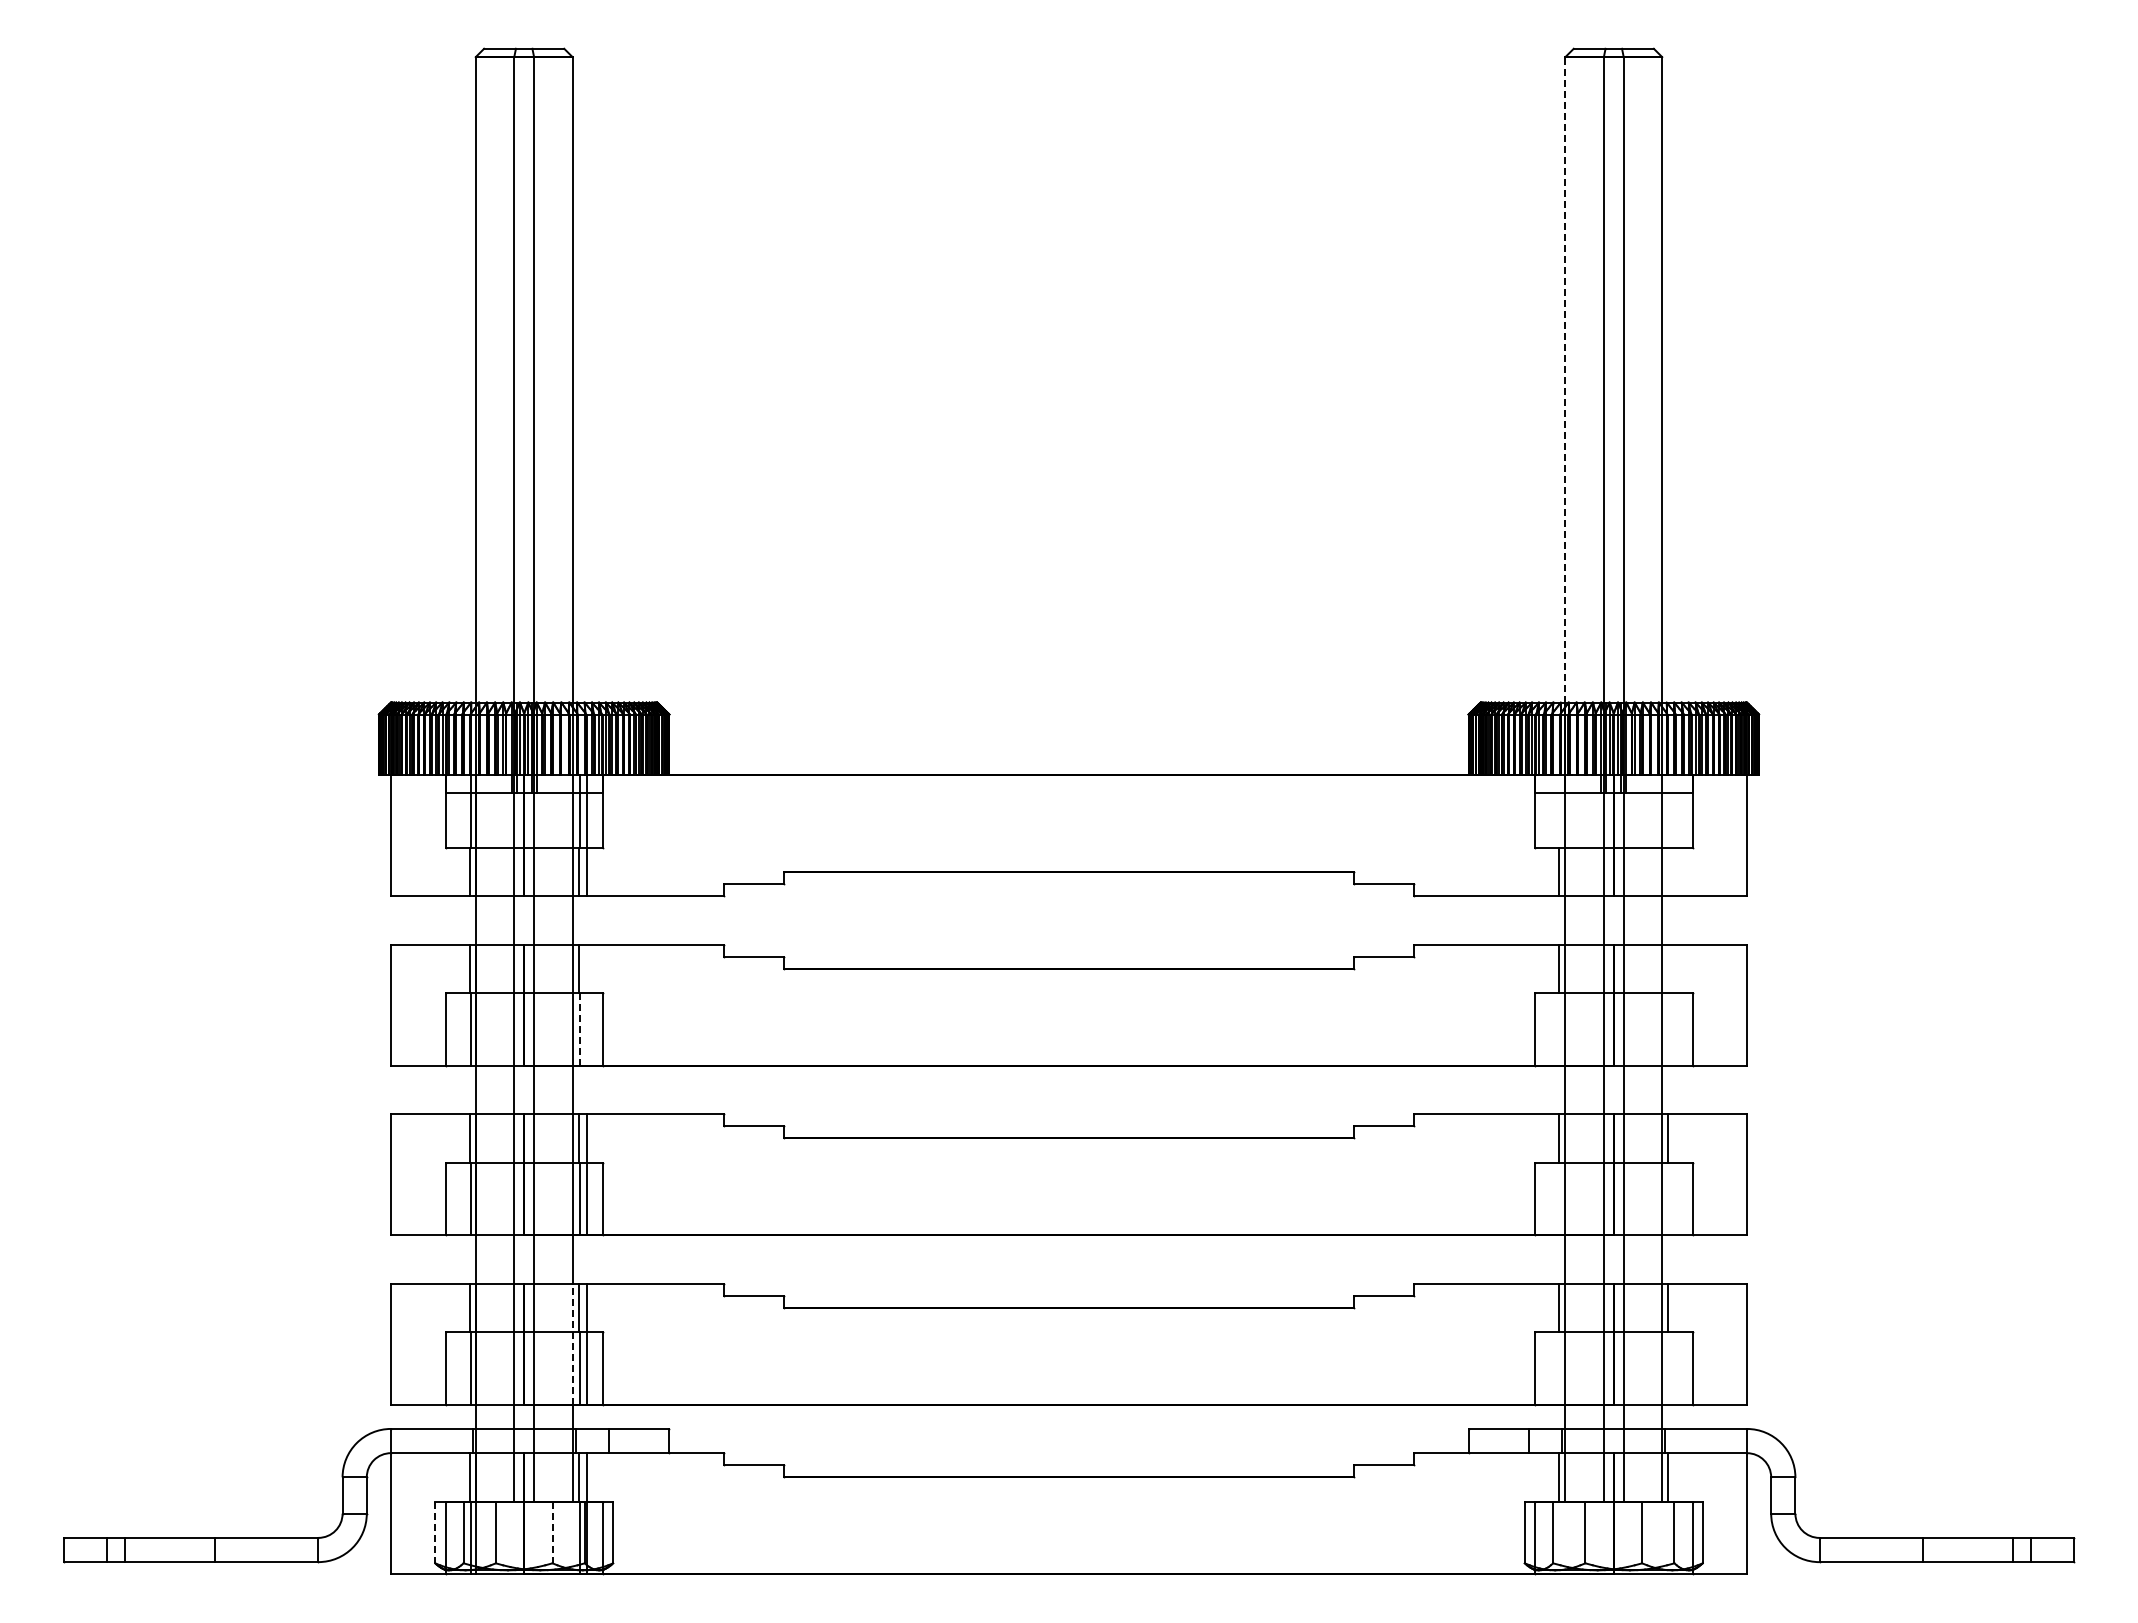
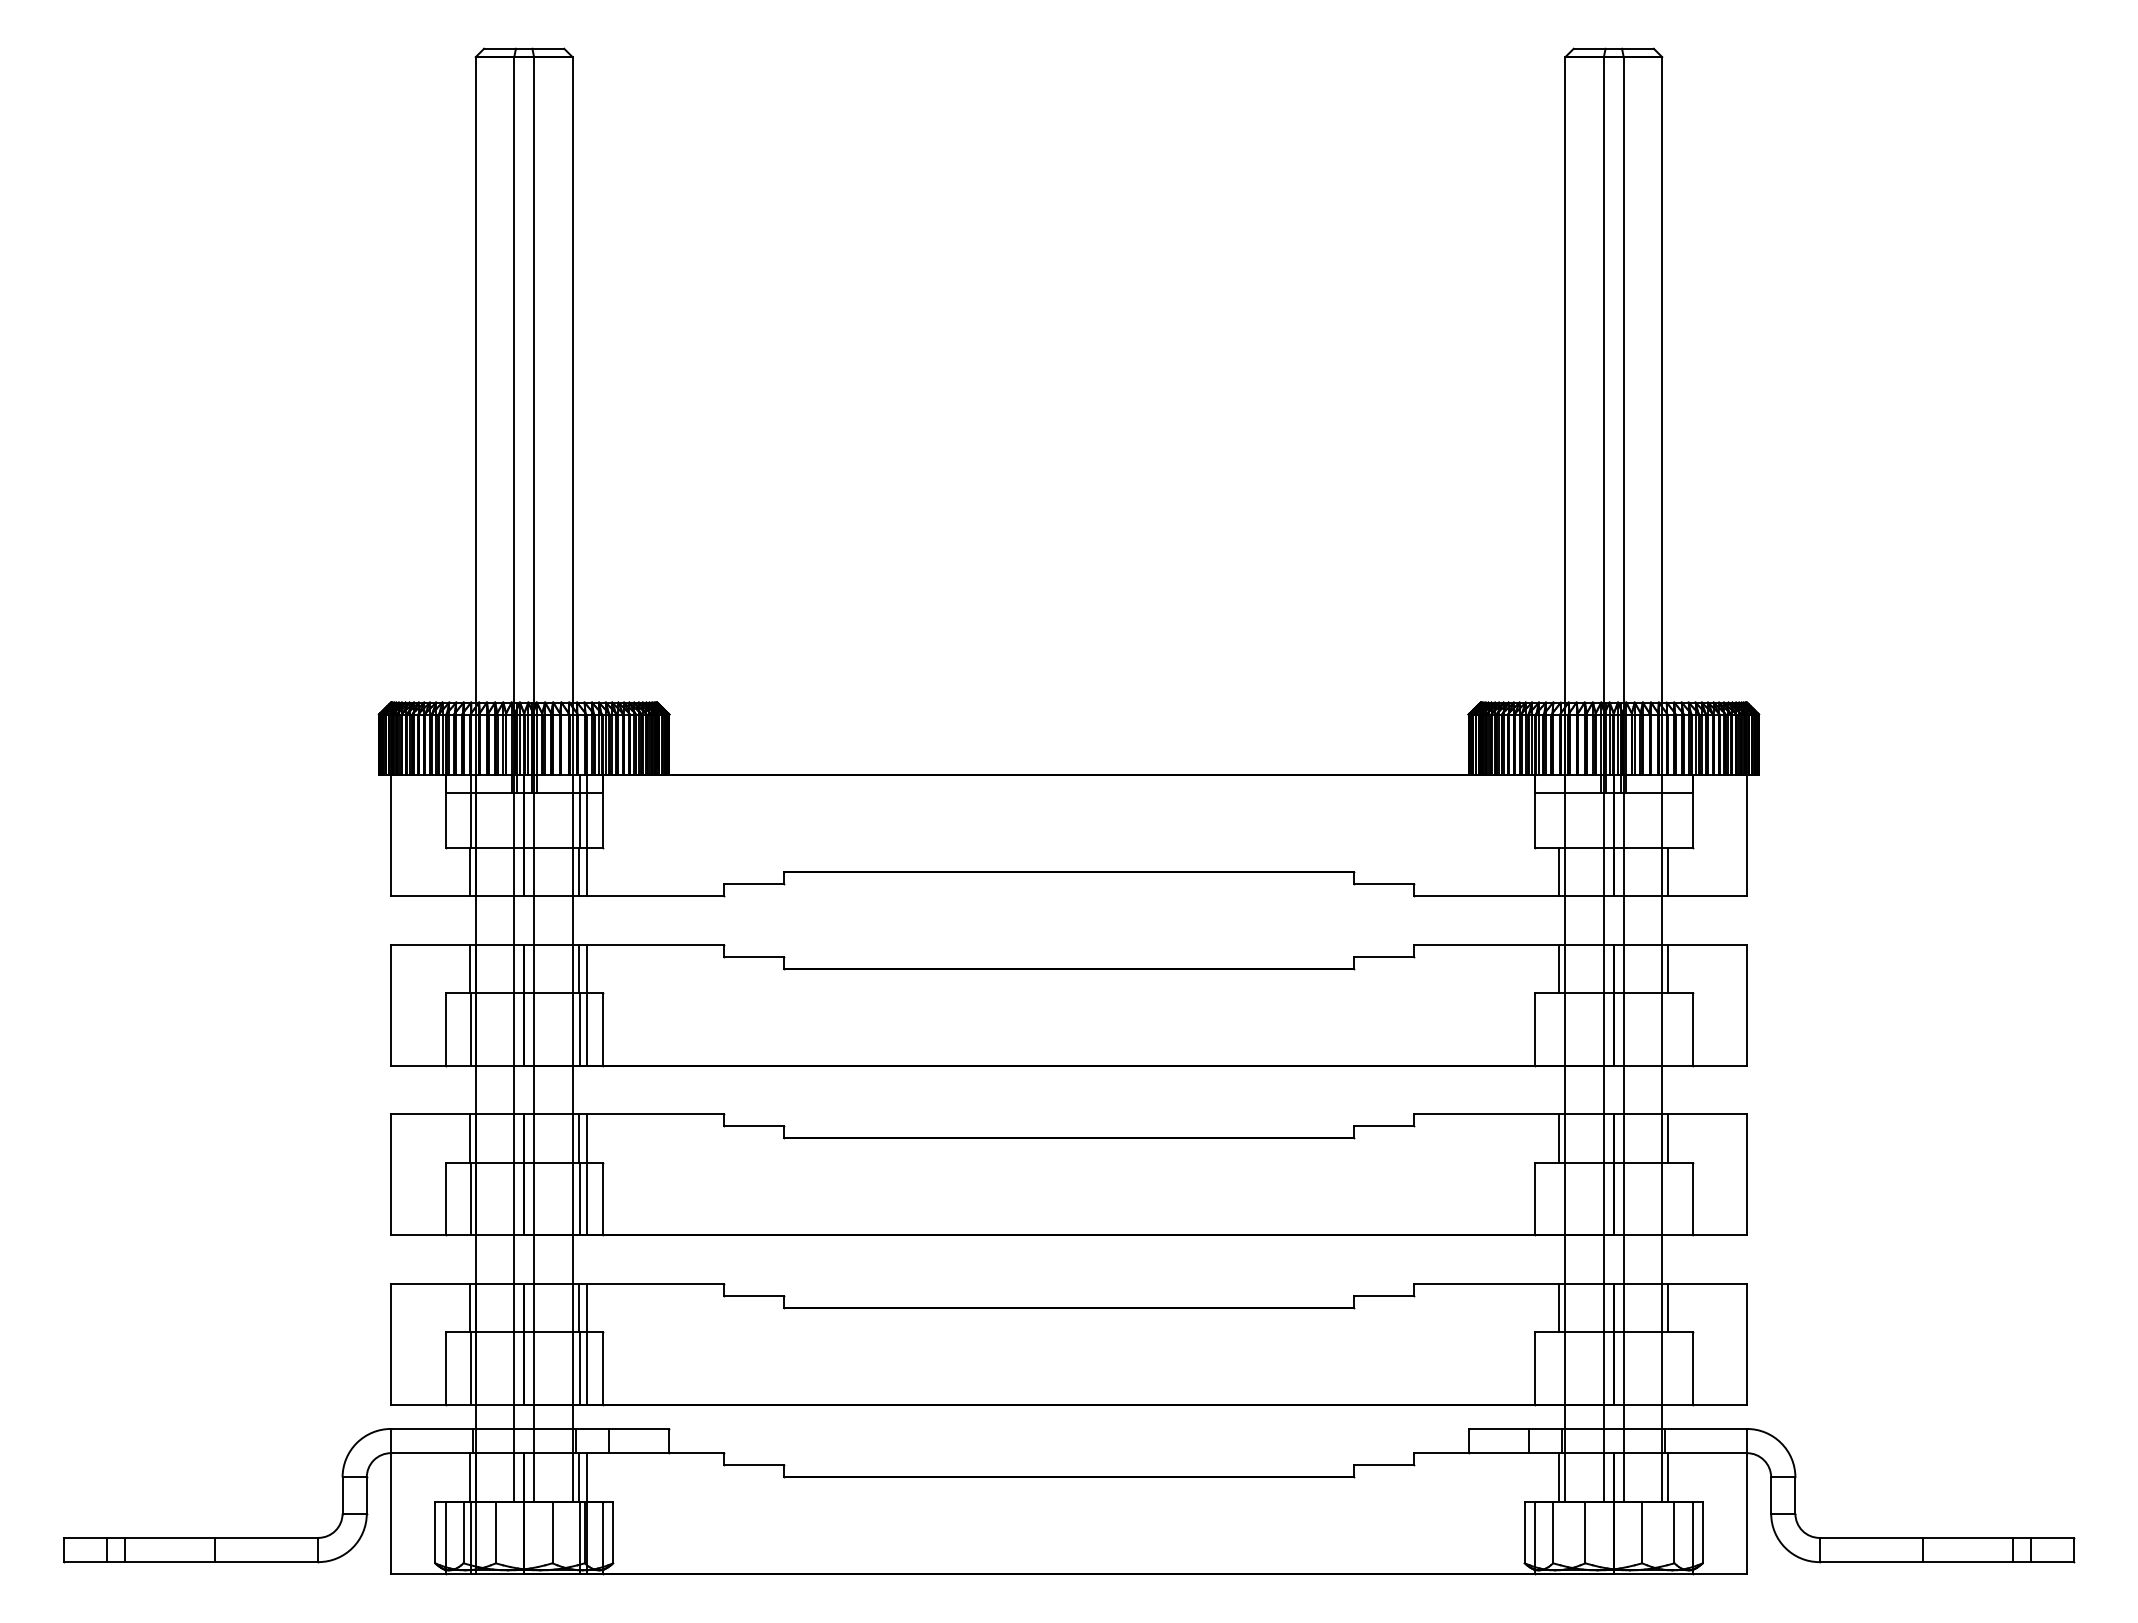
line: dashed -> solid (1565, 379)
line: none -> present (1668, 871)
line: none -> present (1668, 968)
line: none -> present (587, 1004)
line: dashed -> solid (580, 1028)
line: dashed -> solid (572, 1344)
line: dashed -> solid (435, 1532)
line: dashed -> solid (552, 1532)
